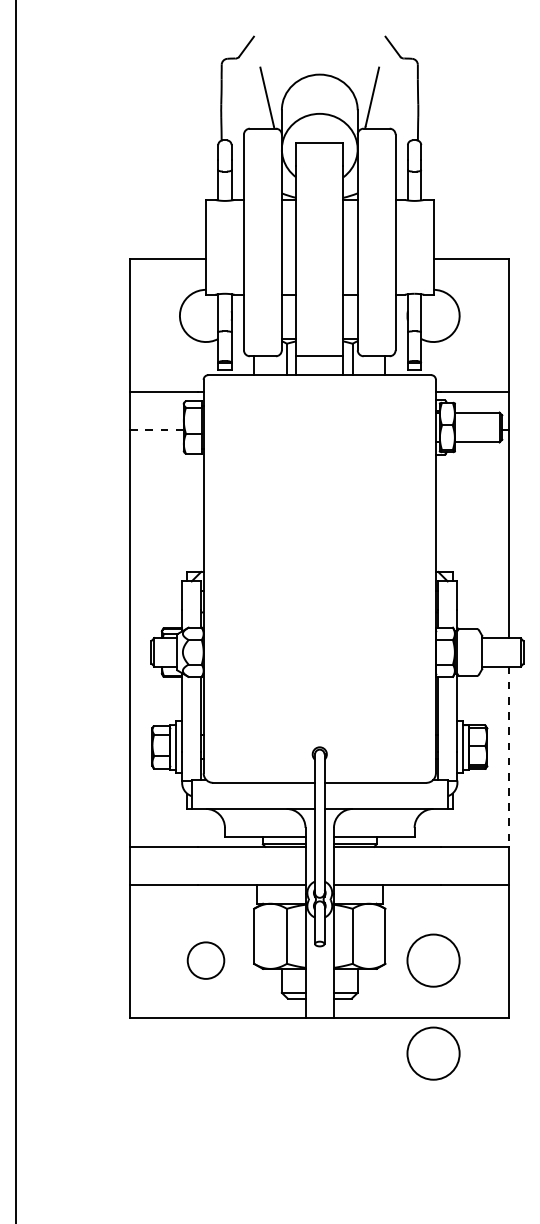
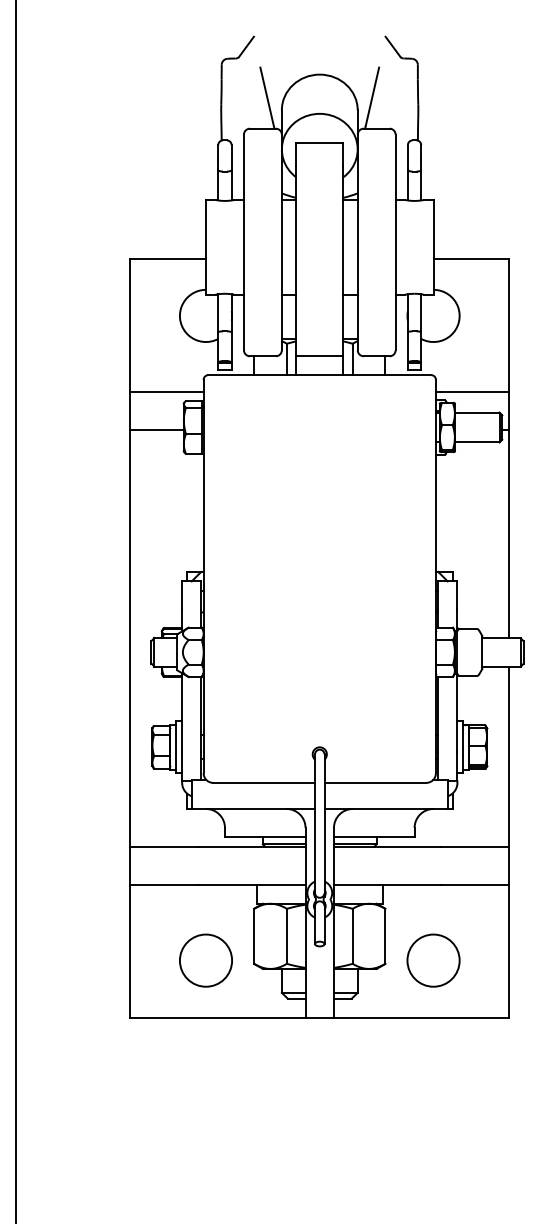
line: dashed -> solid (157, 429)
line: dashed -> solid (509, 757)
circle diameter: 37 px -> 52 px (205, 960)
circle: present -> none (433, 1053)
